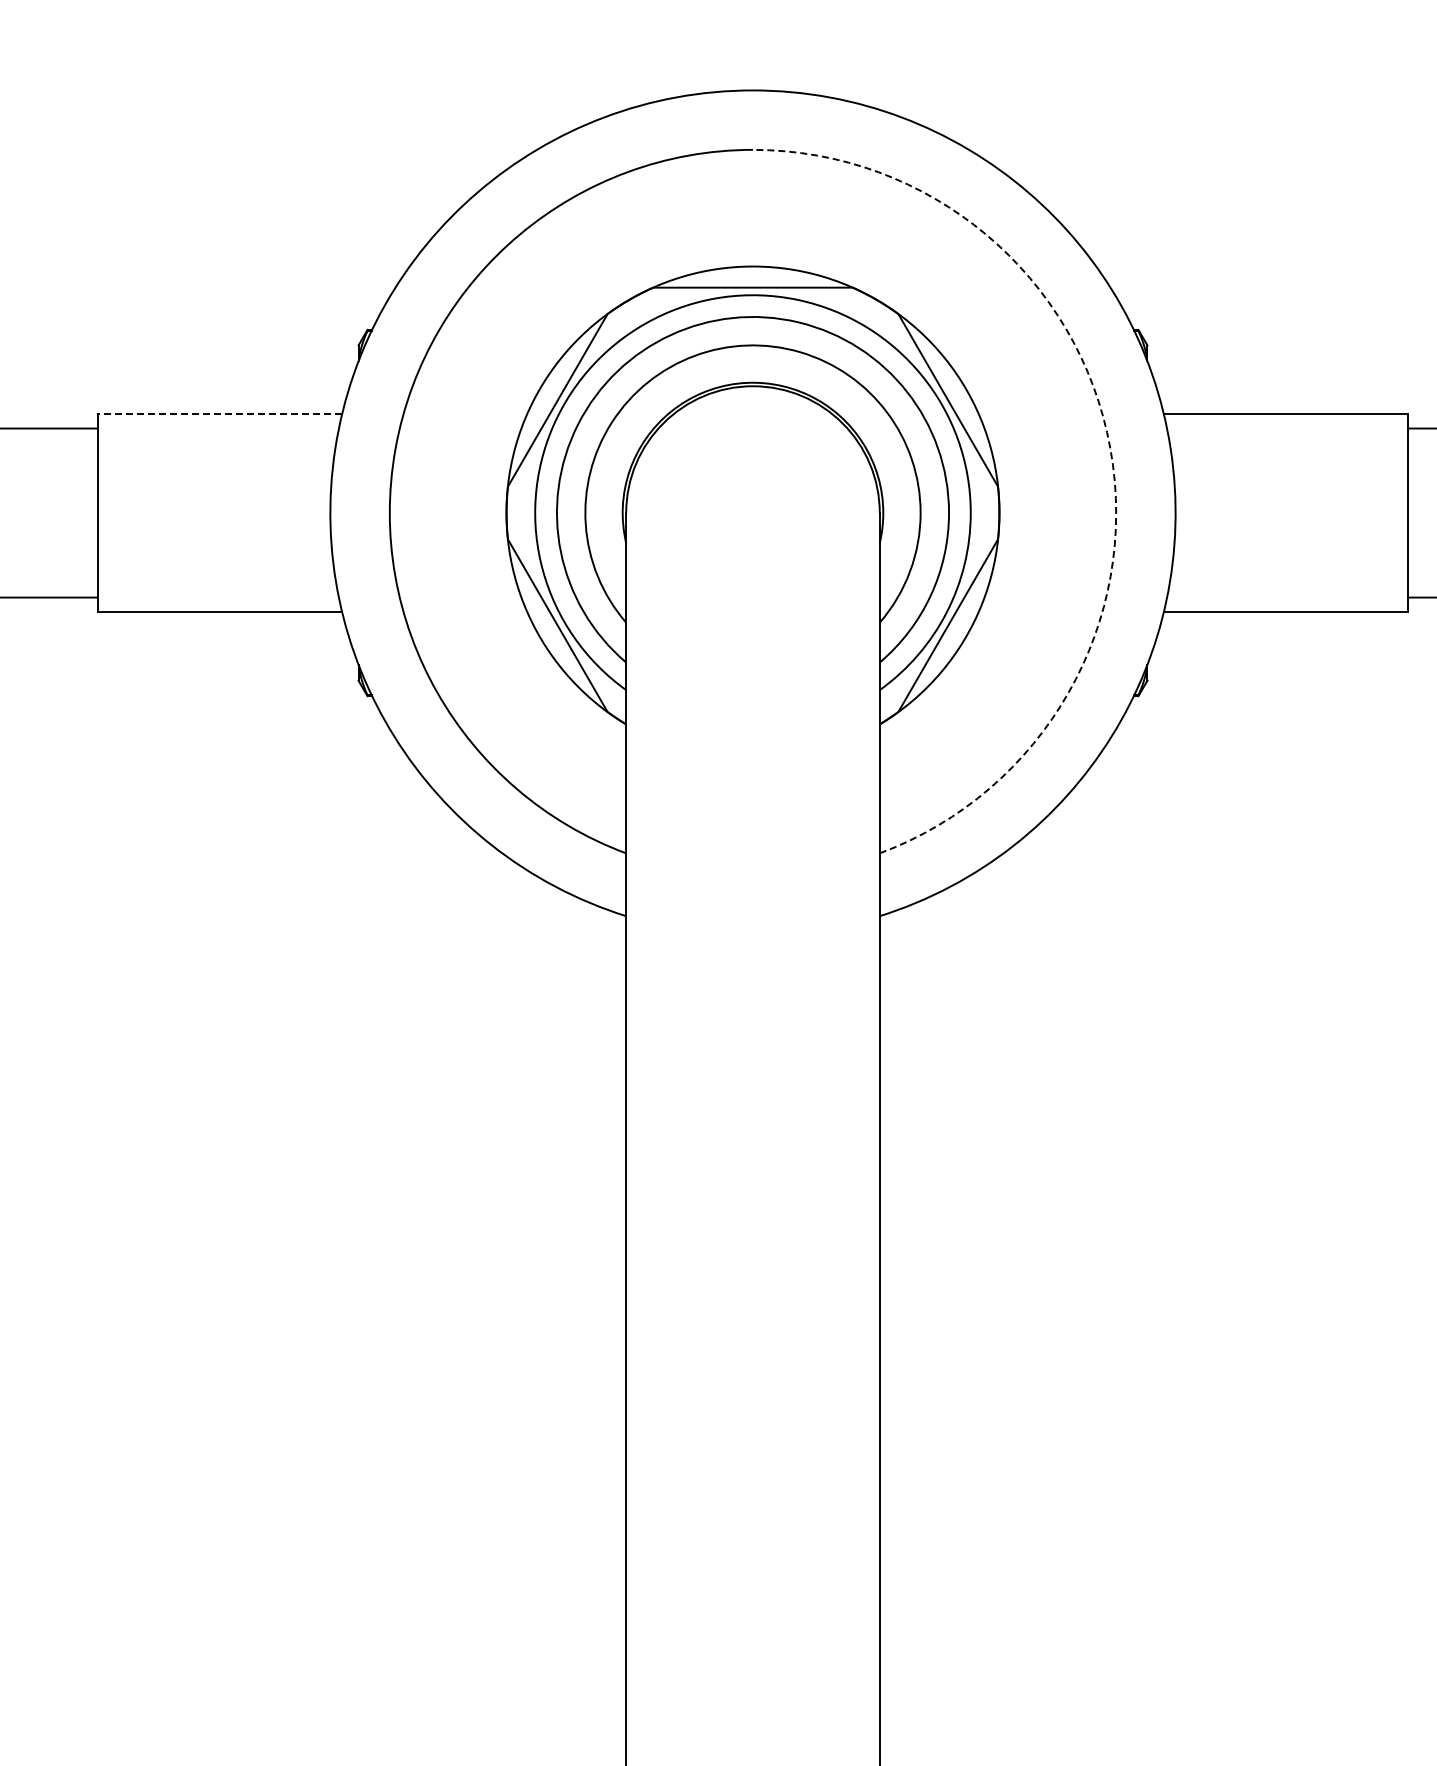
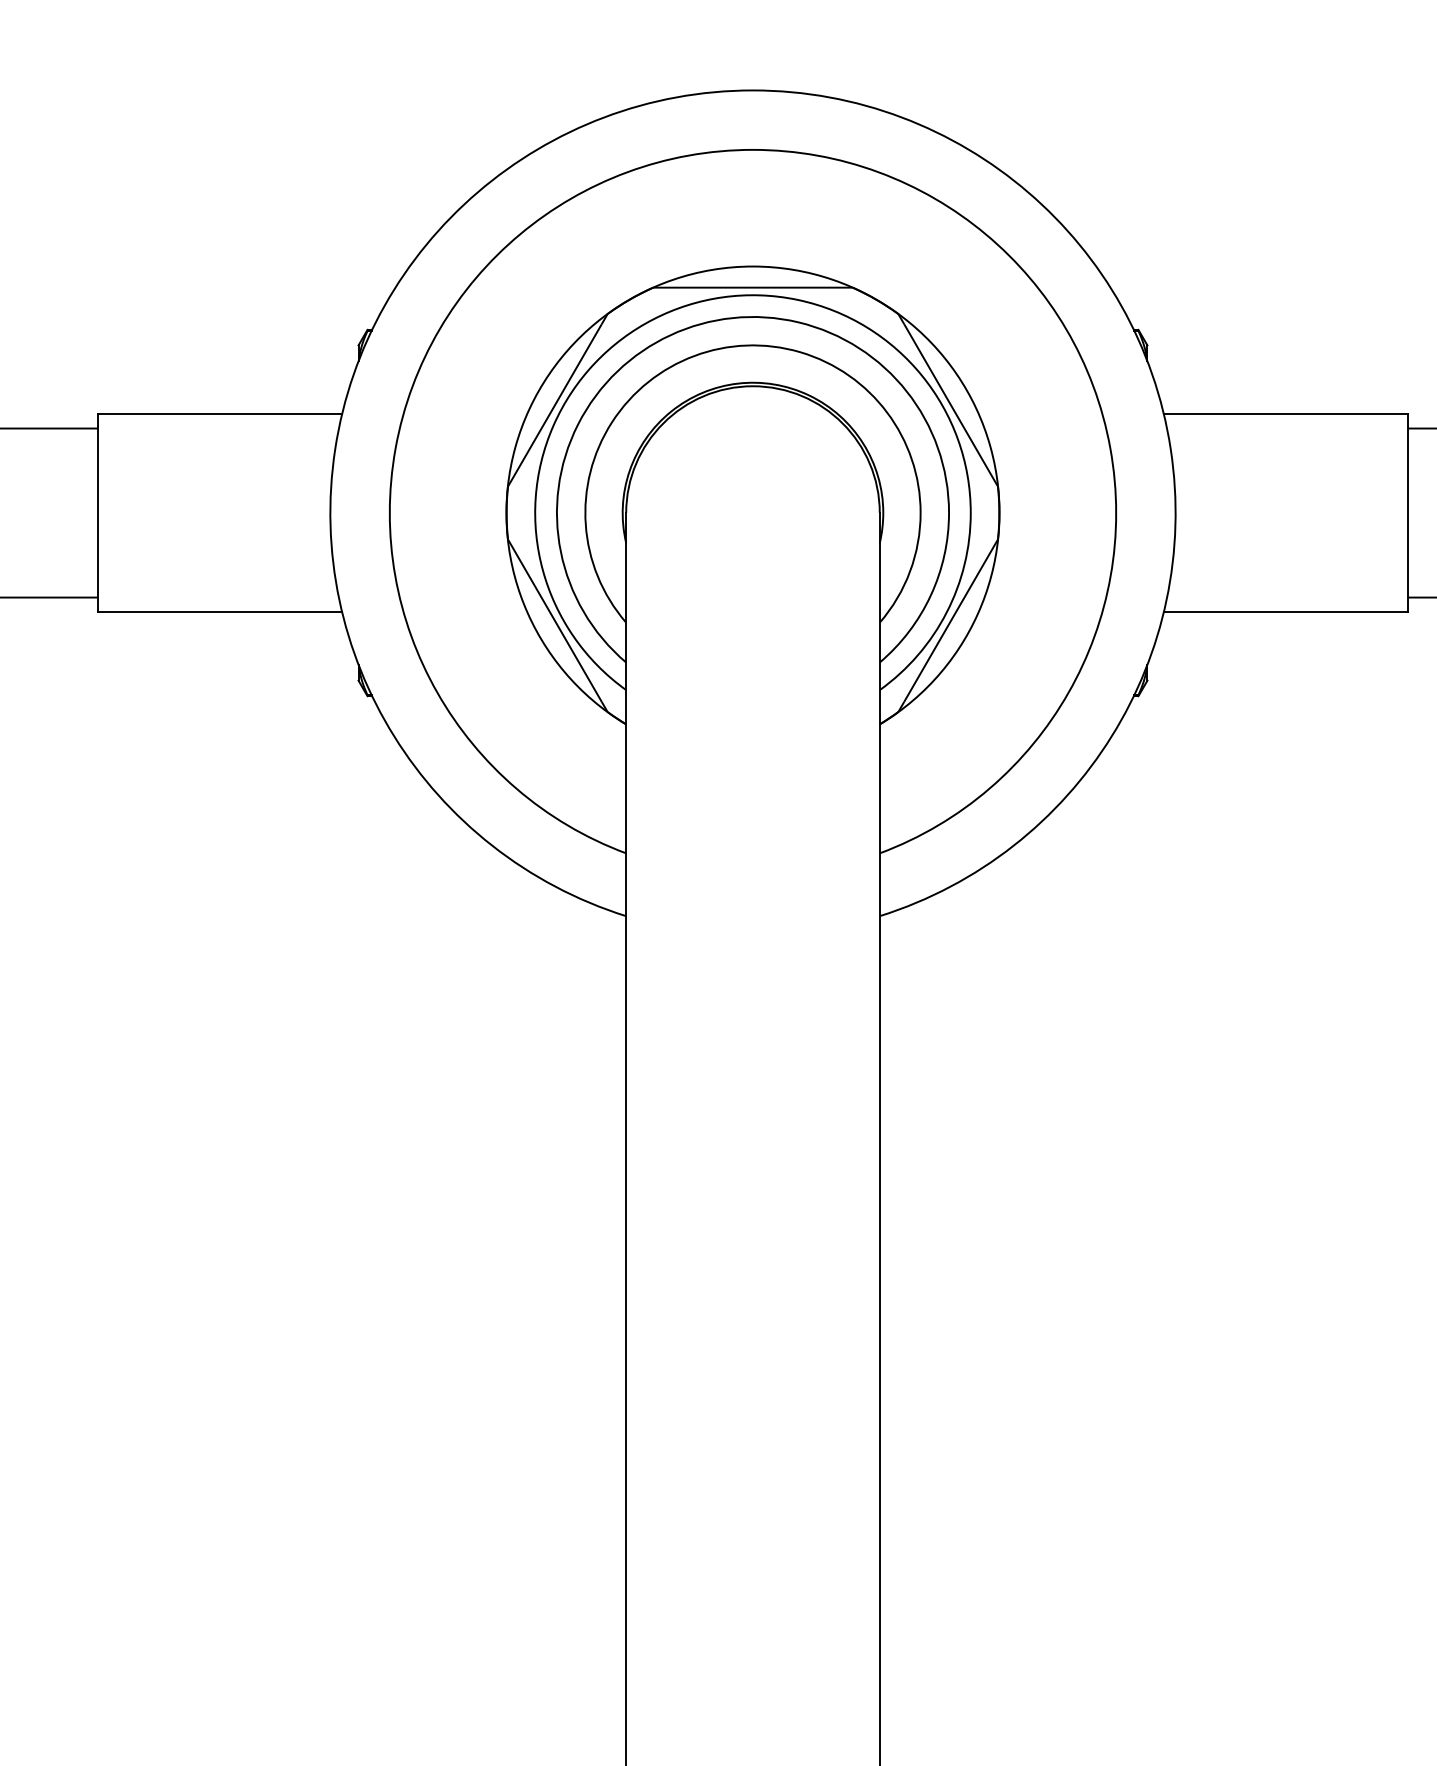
line: dashed -> solid (219, 414)
arc: dashed -> solid (1110, 448)
